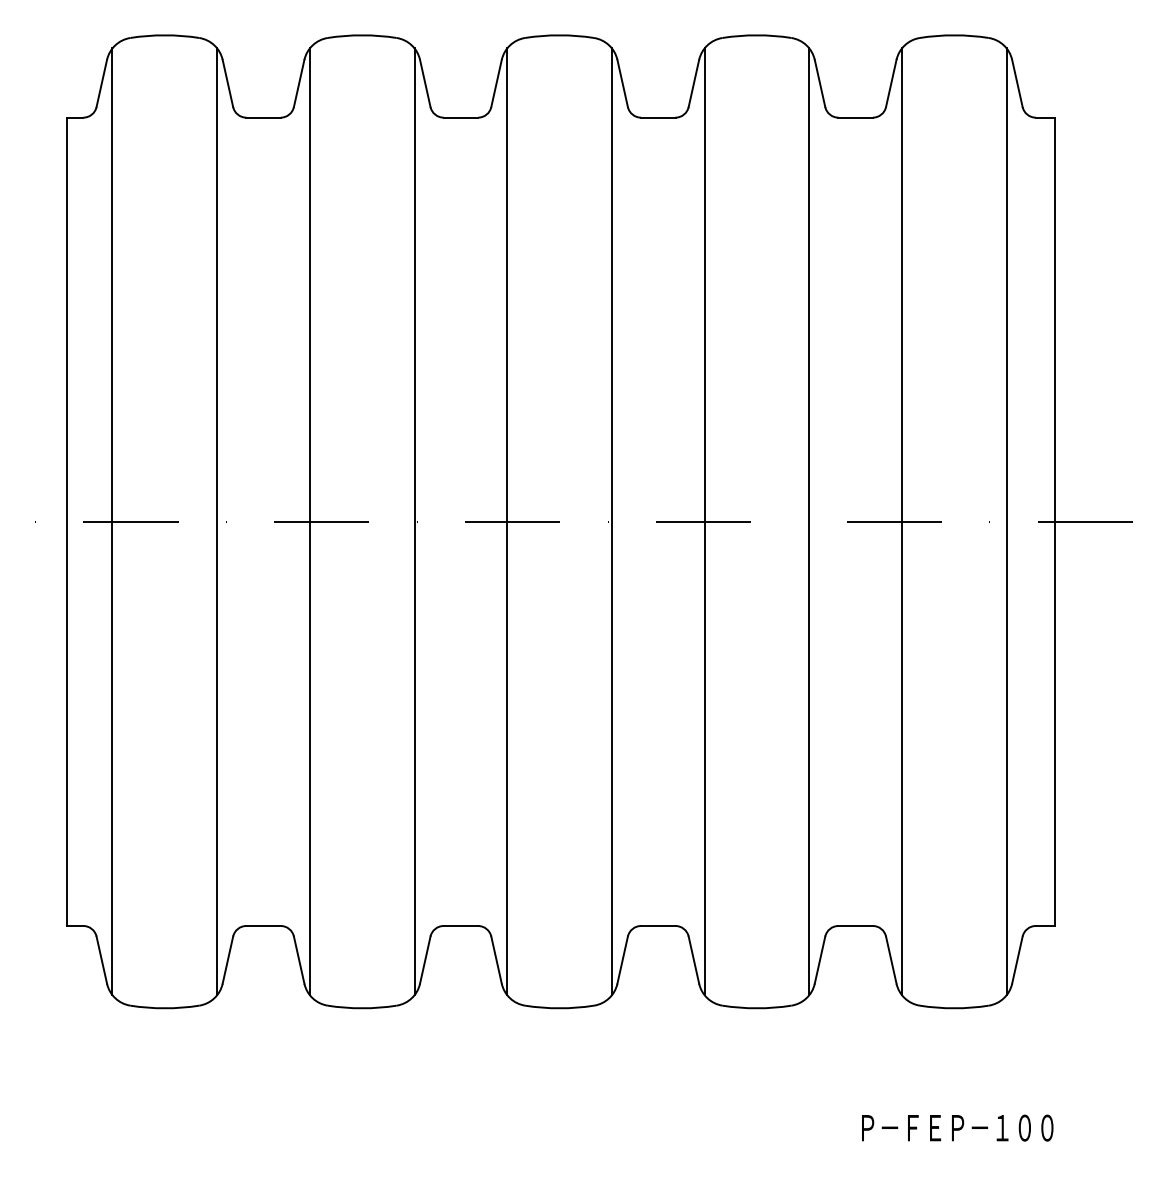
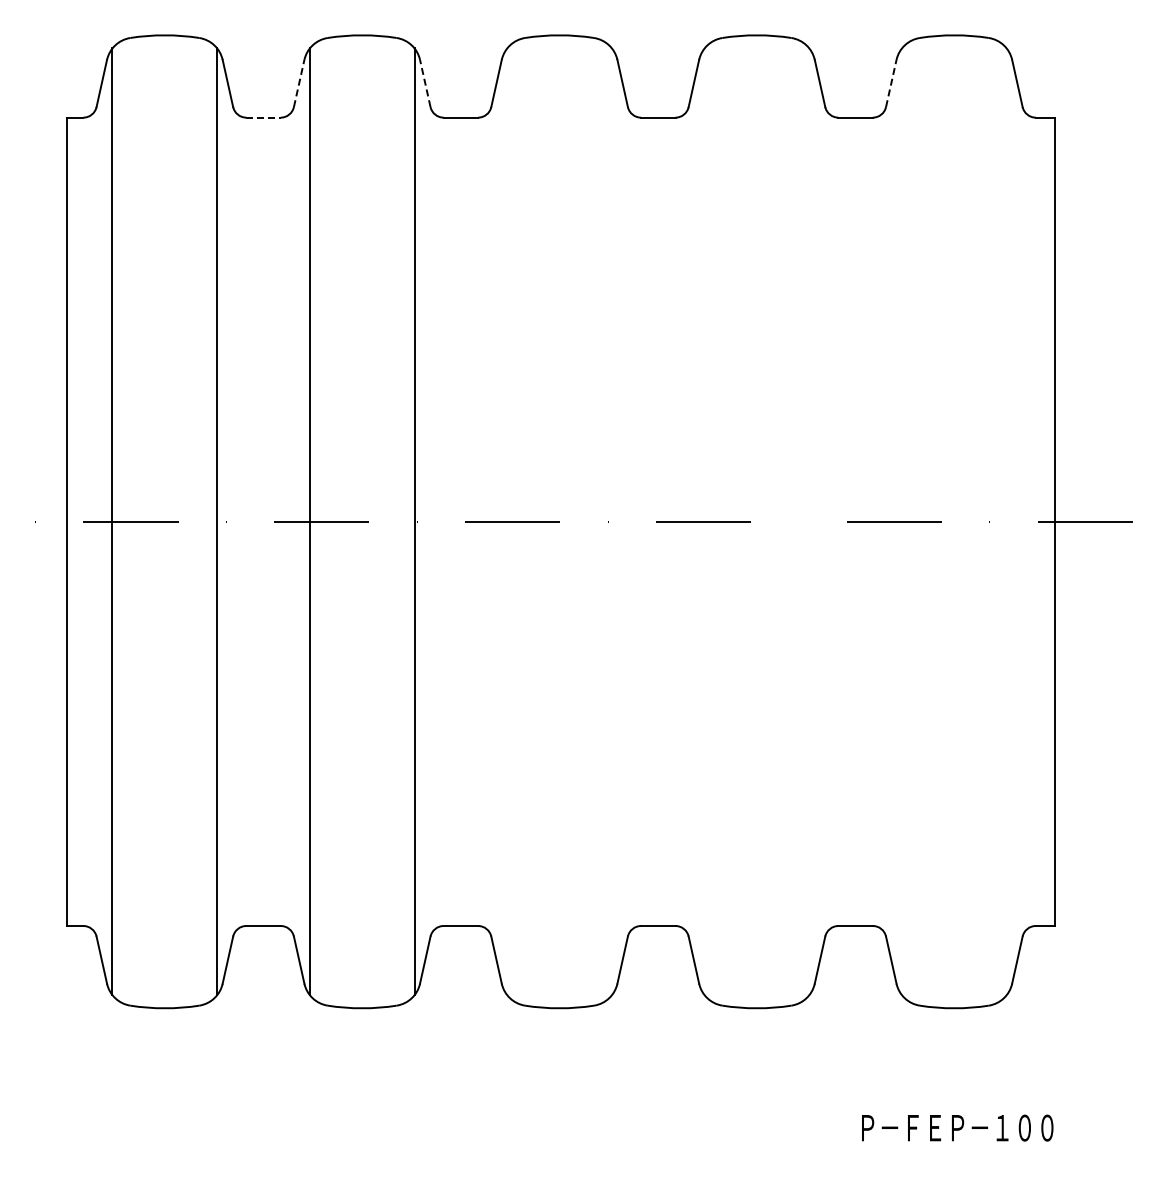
line: solid -> dashed (299, 83)
line: solid -> dashed (425, 83)
line: solid -> dashed (891, 83)
line: solid -> dashed (264, 117)
line: present -> none (507, 521)
line: present -> none (611, 521)
line: present -> none (704, 521)
line: present -> none (809, 521)
line: present -> none (901, 521)
line: present -> none (1006, 521)
